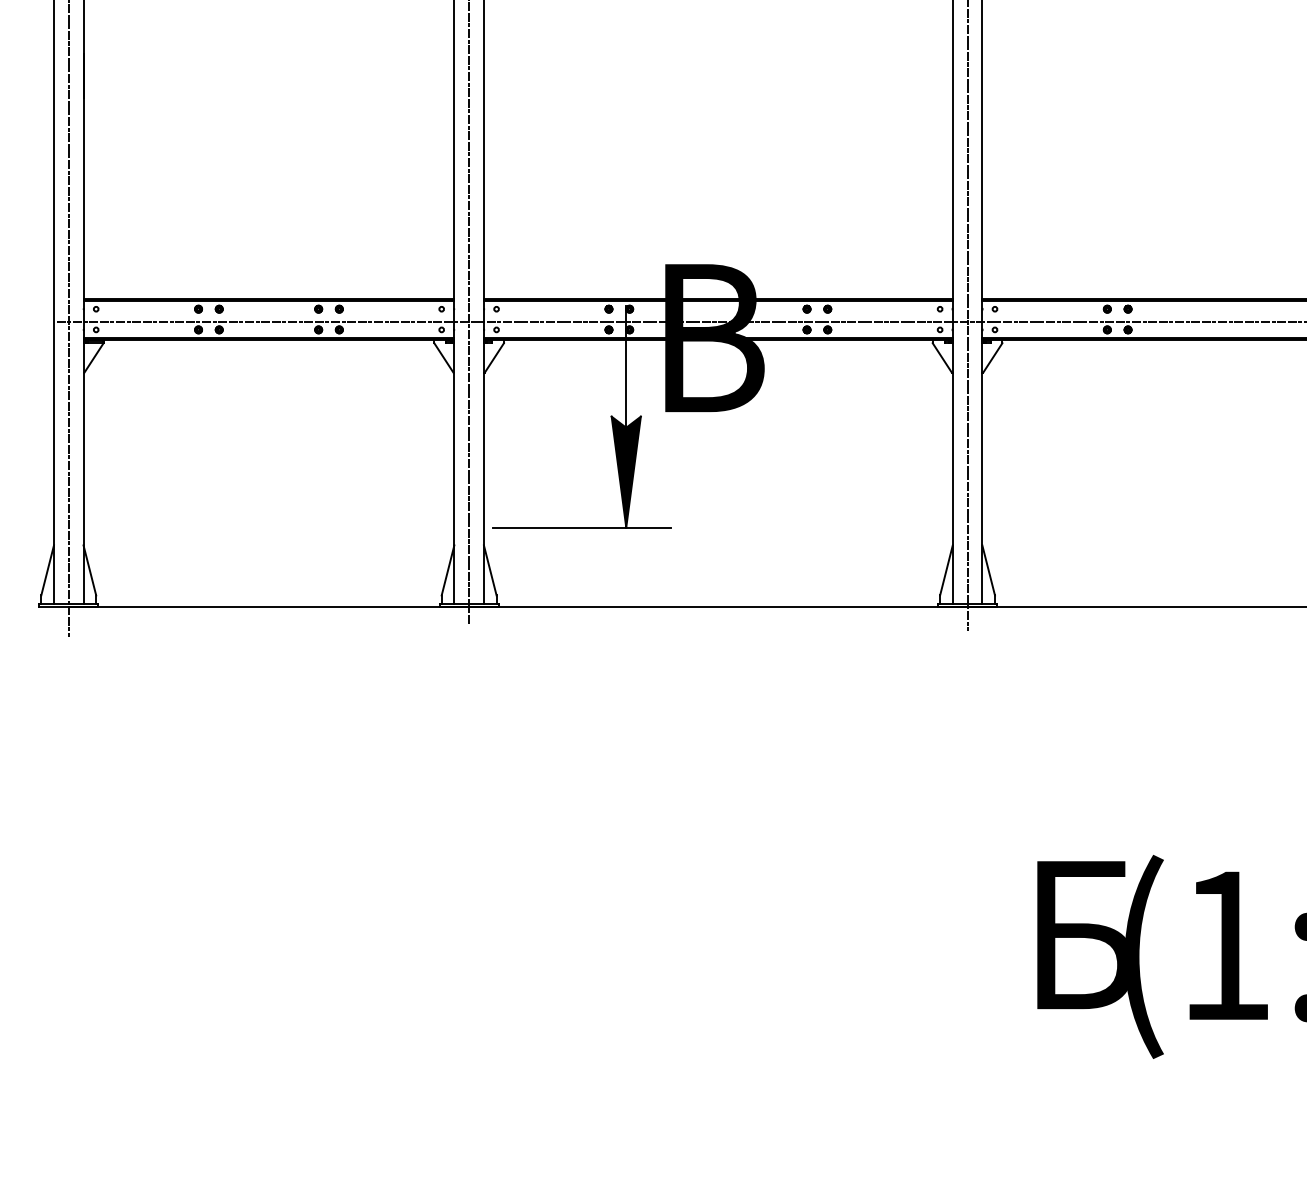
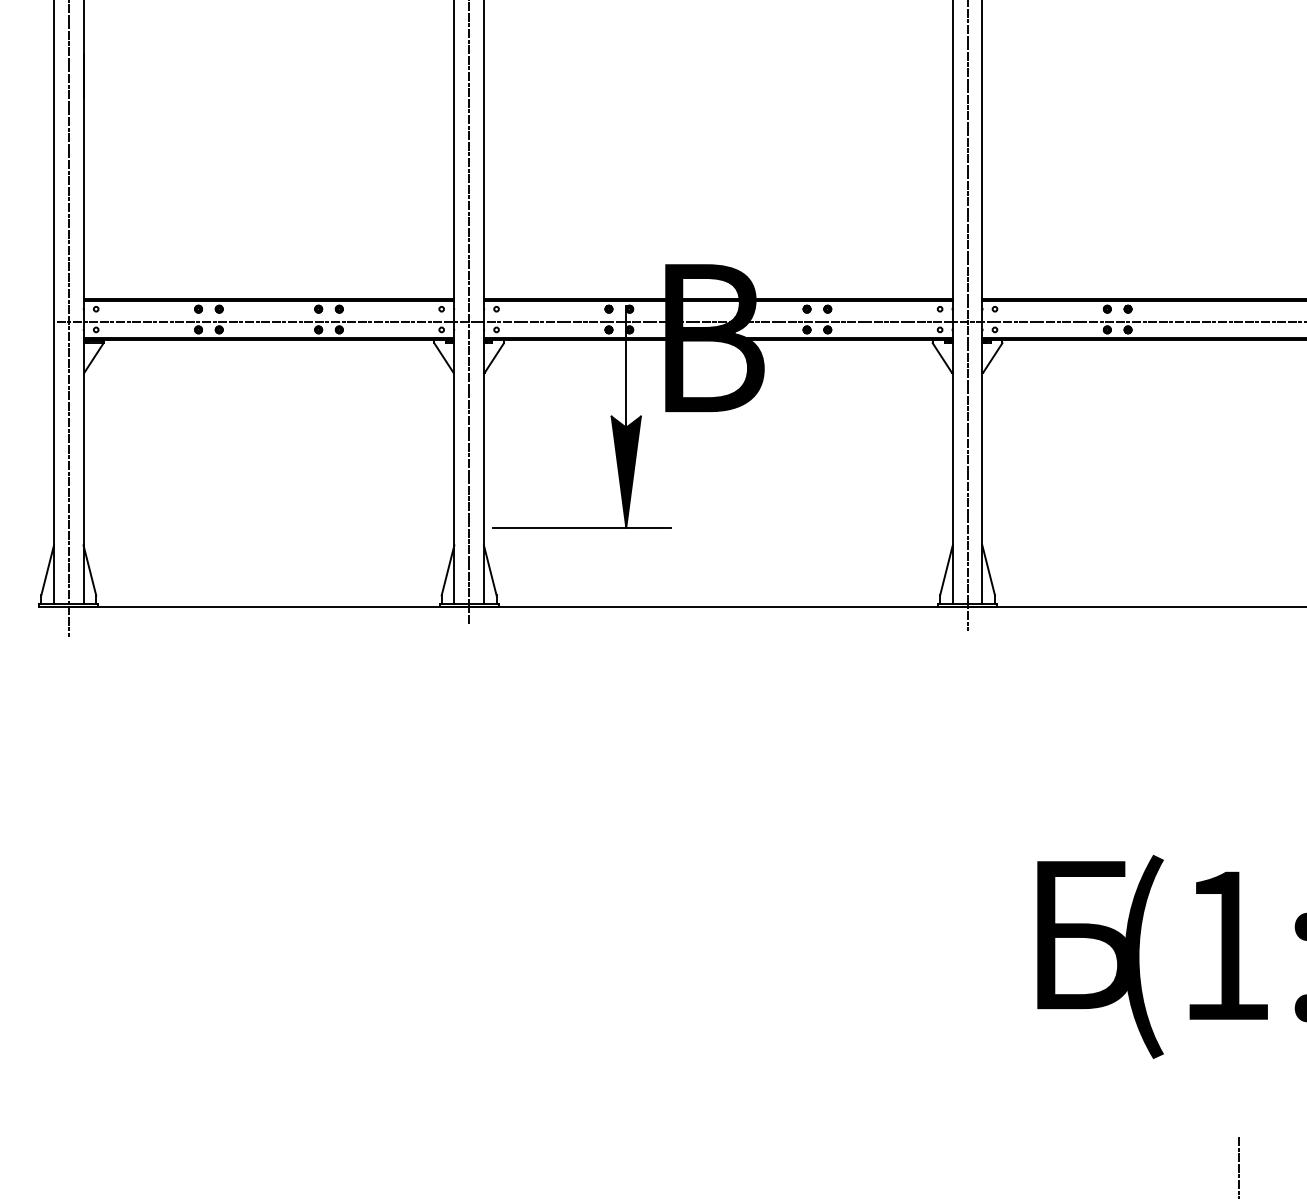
line: none -> present (1239, 1165)
